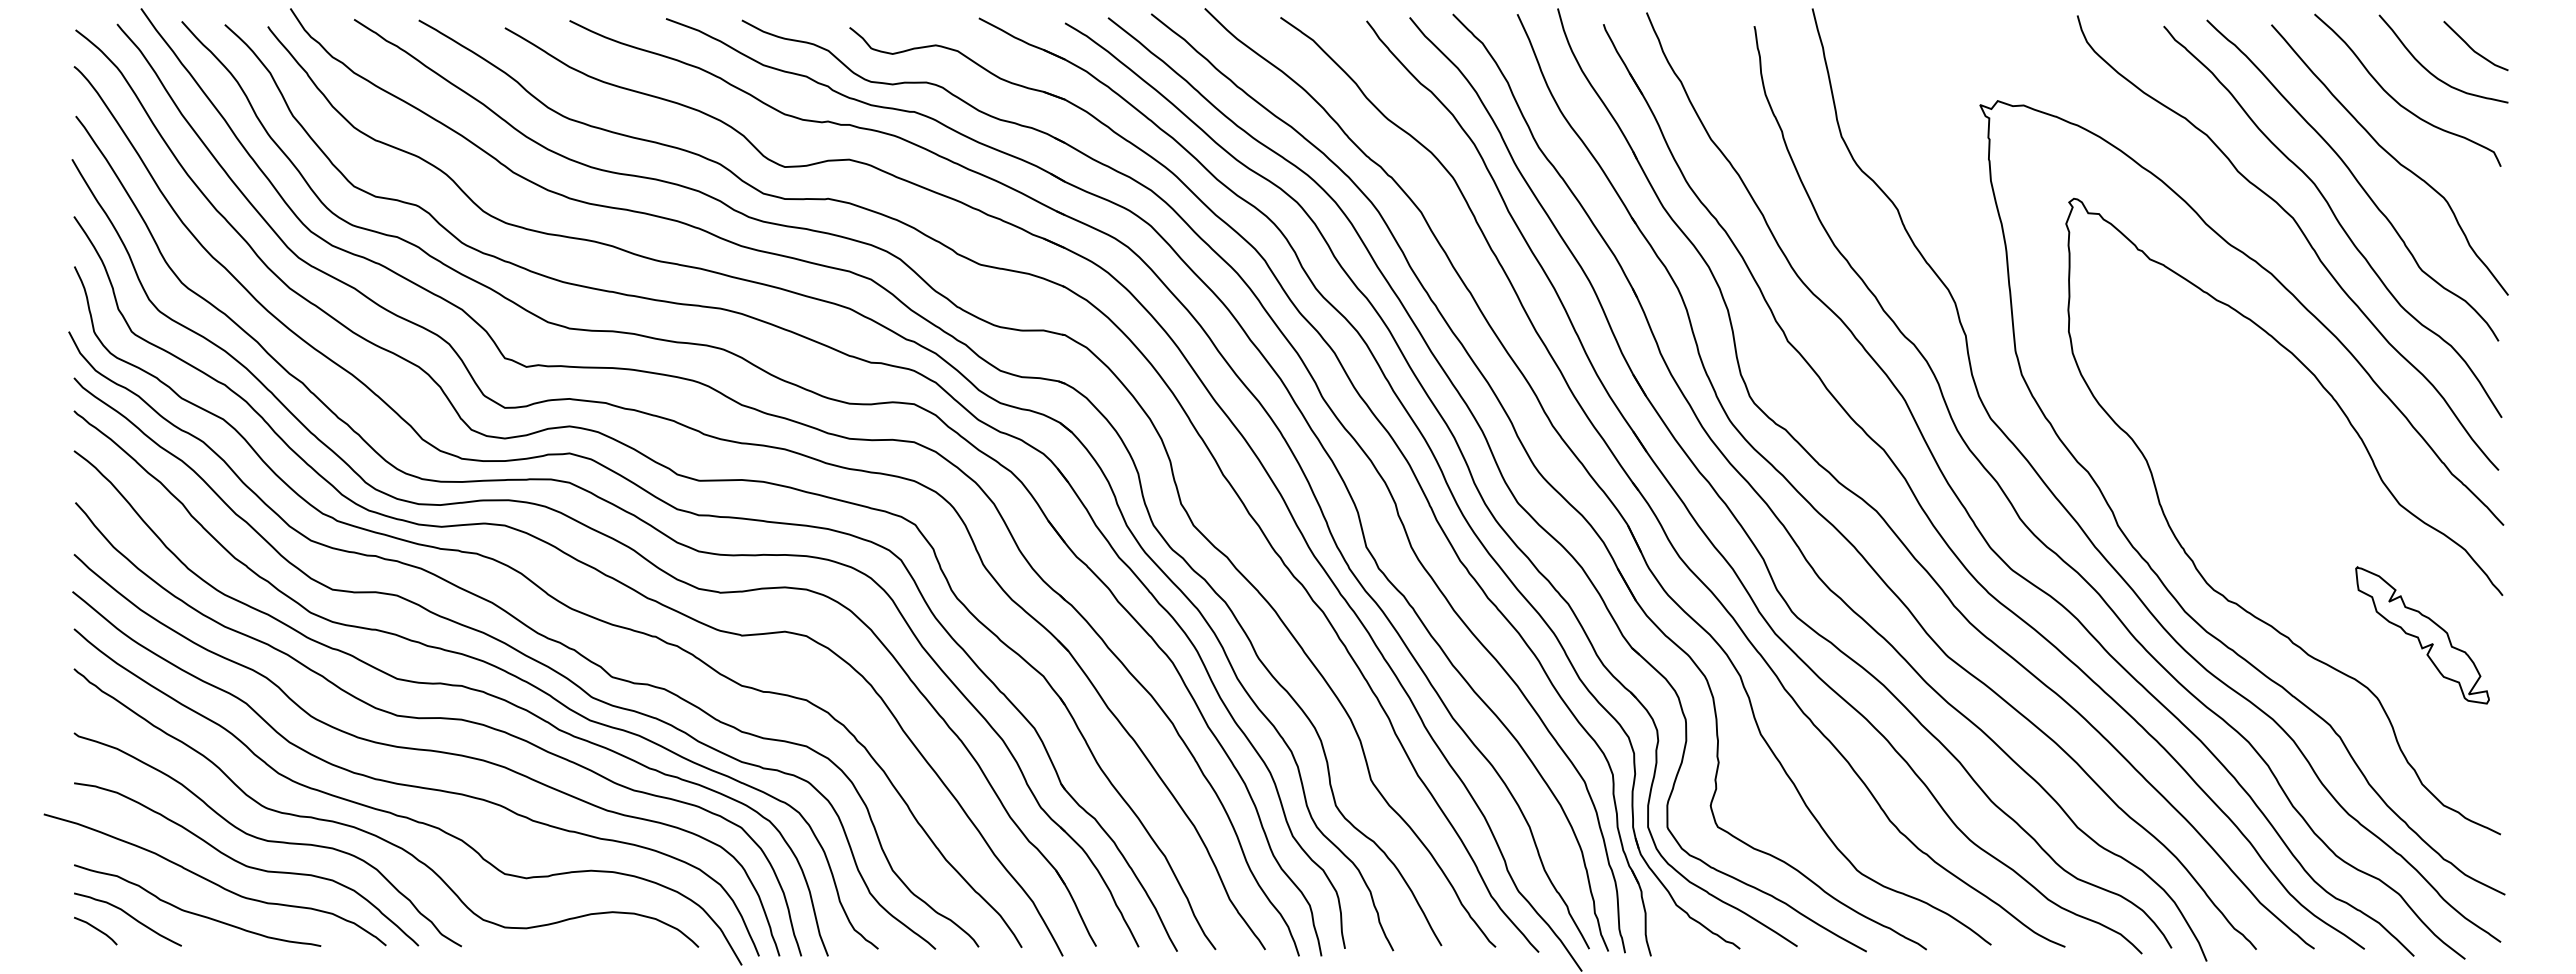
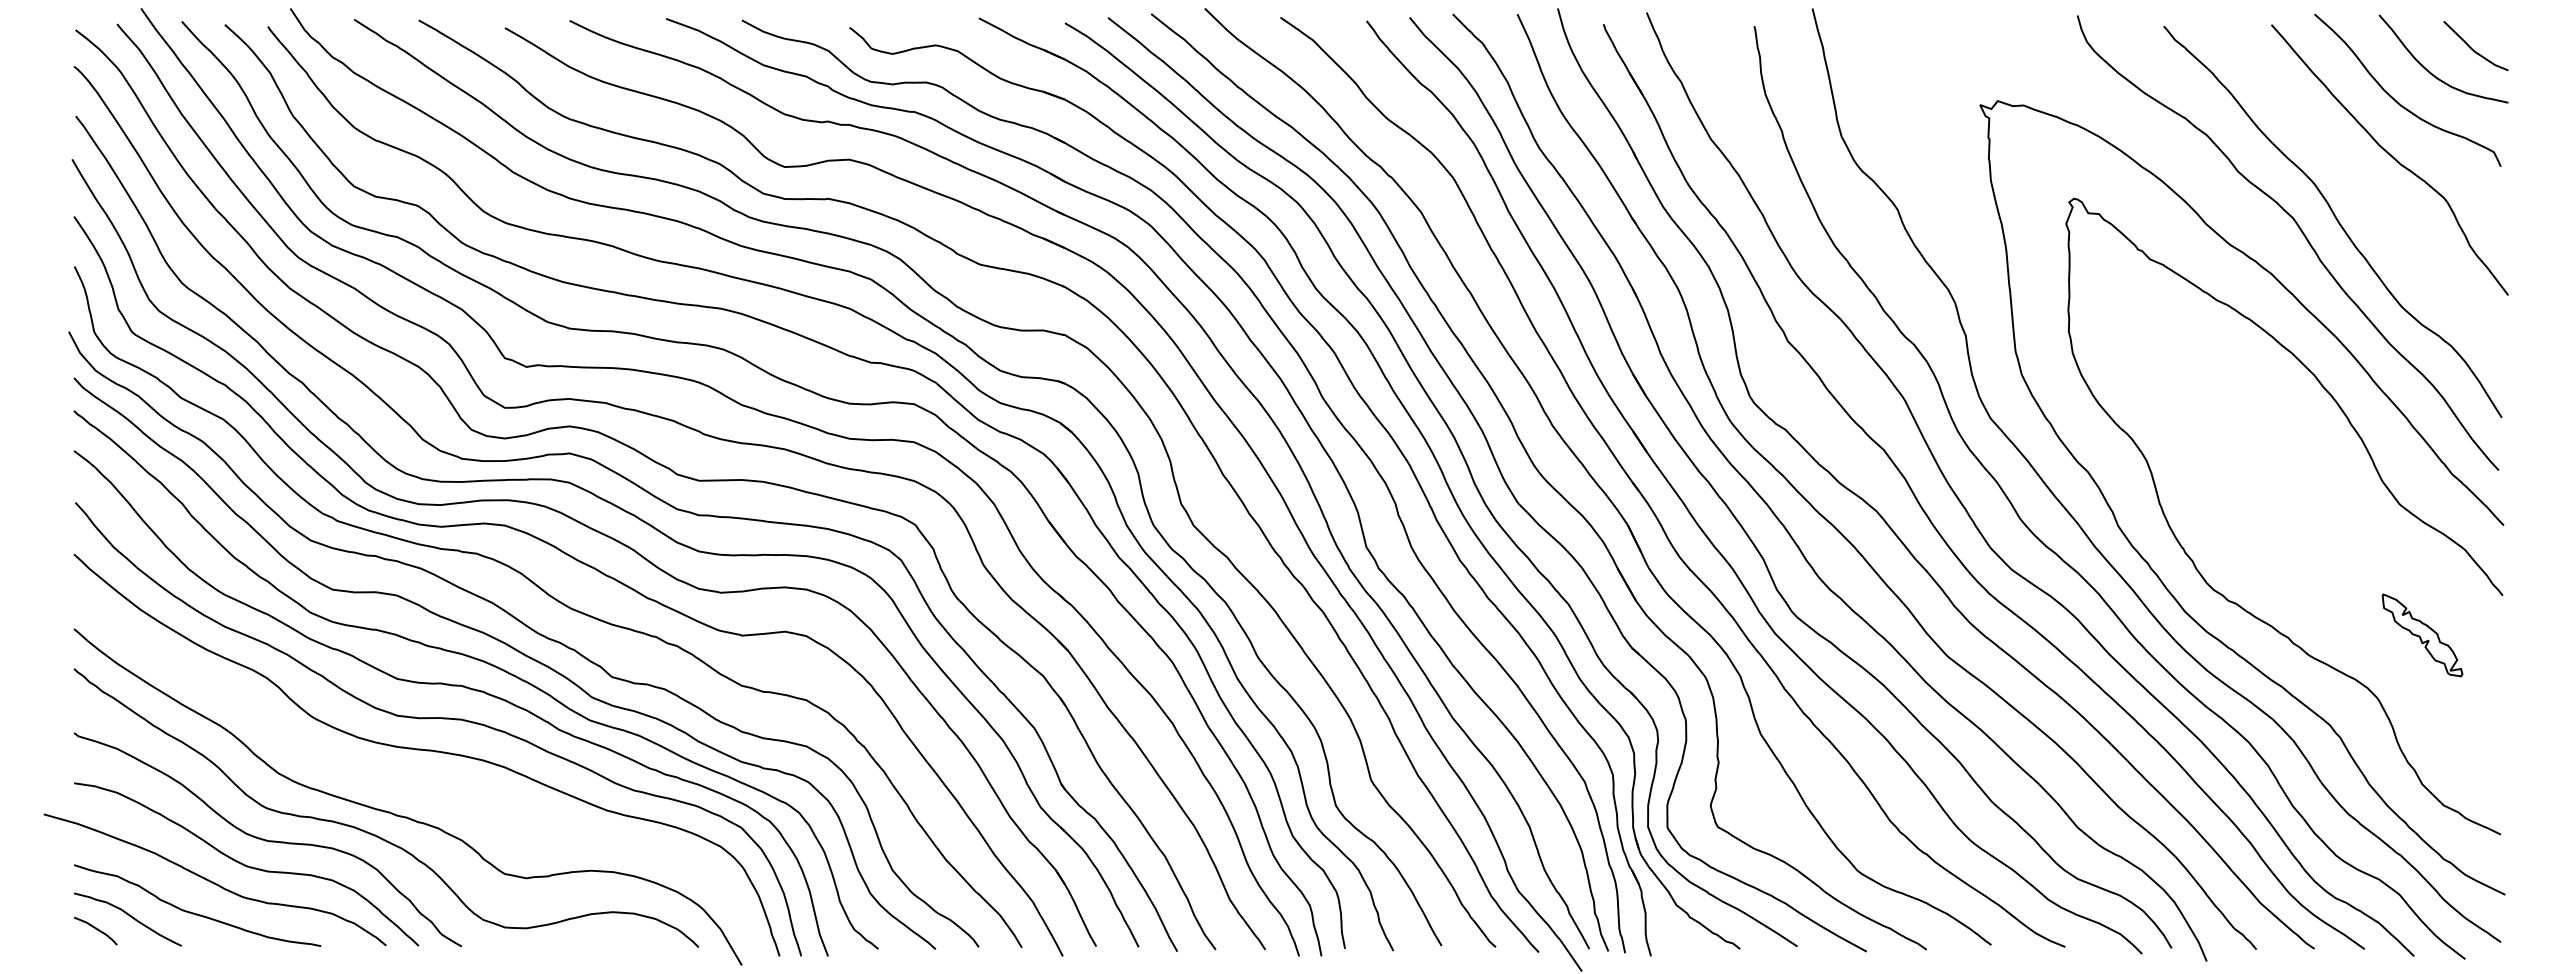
curve: present -> none (2354, 178)
part size: 135x139 px -> 83x85 px (2422, 635)
curve: present -> none (415, 785)
